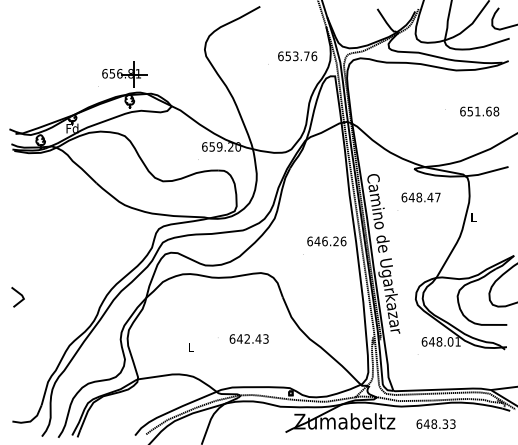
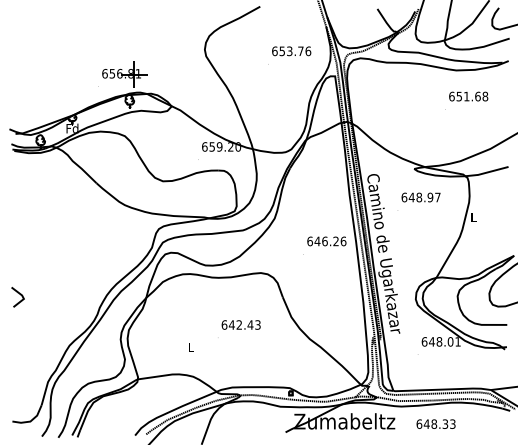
text position: (297, 56) -> (291, 51) (291, 51)
text position: (479, 111) -> (468, 96) (468, 96)
text: 648.47 -> 648.97 (430, 197)
text position: (248, 338) -> (240, 324) (240, 324)
